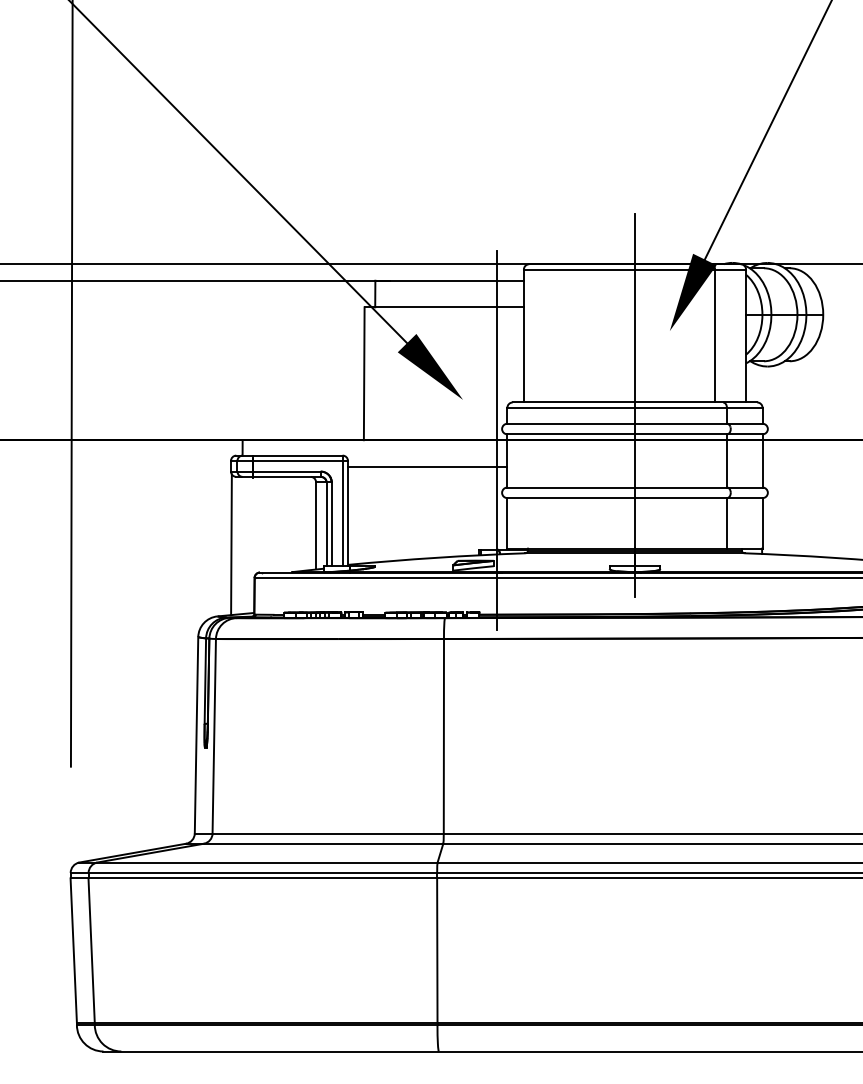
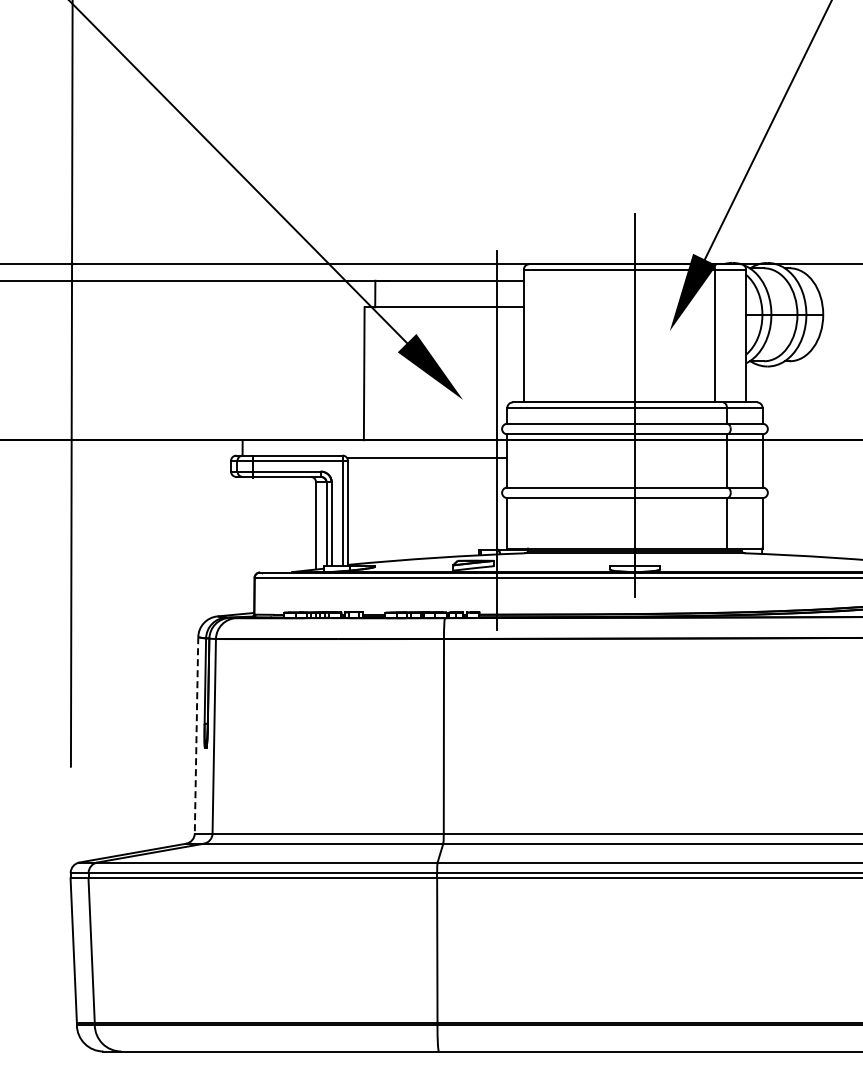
line position: (427, 466) -> (427, 457) (427, 457)
line: present -> none (231, 544)
line: solid -> dashed (196, 735)
